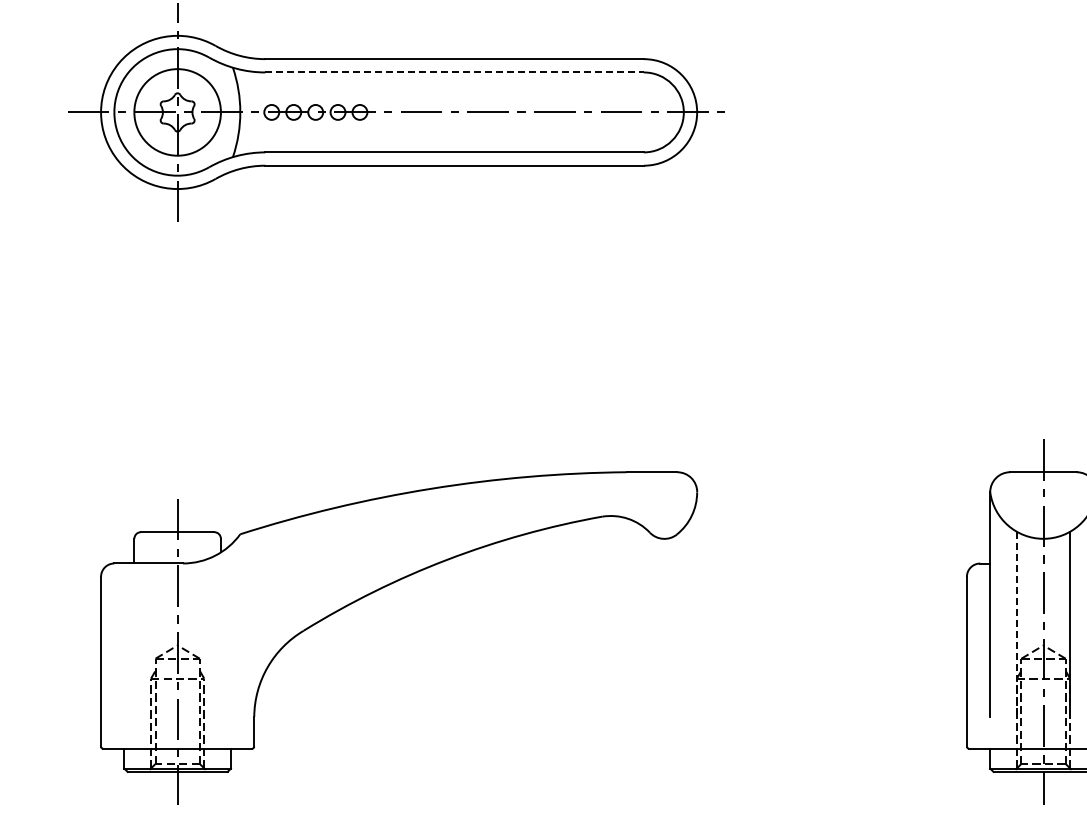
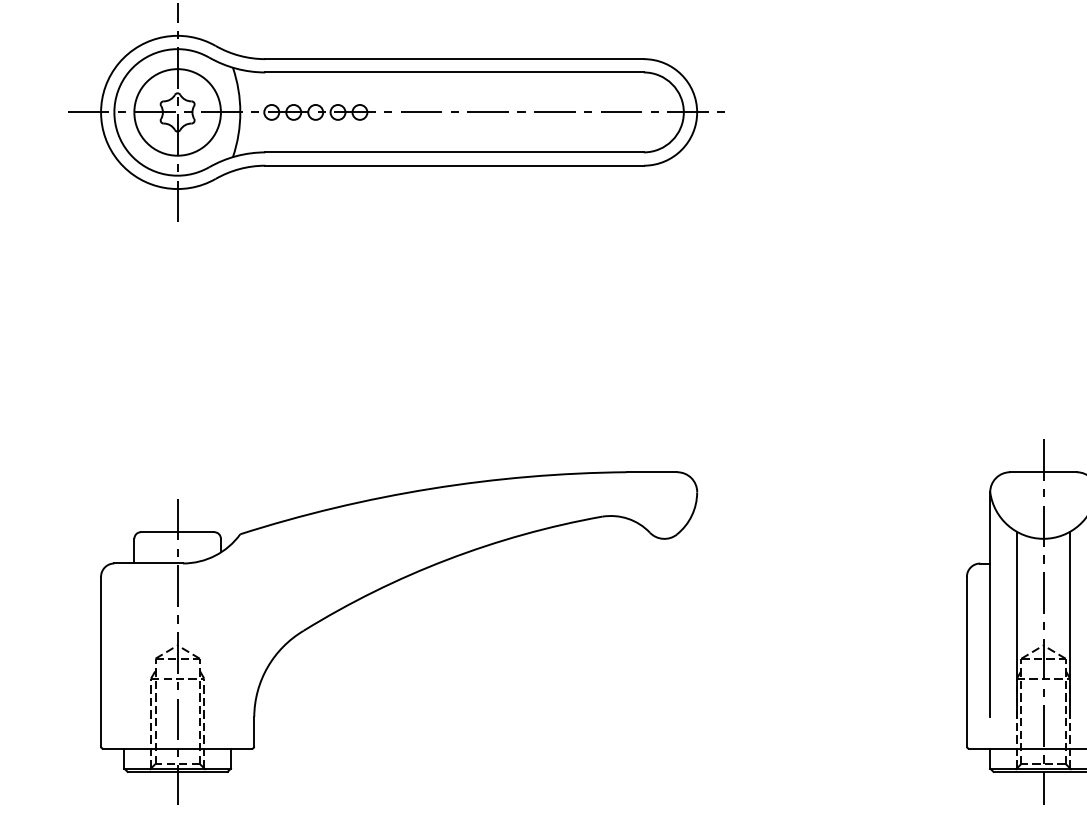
line: dashed -> solid (455, 72)
line: dashed -> solid (1016, 624)
